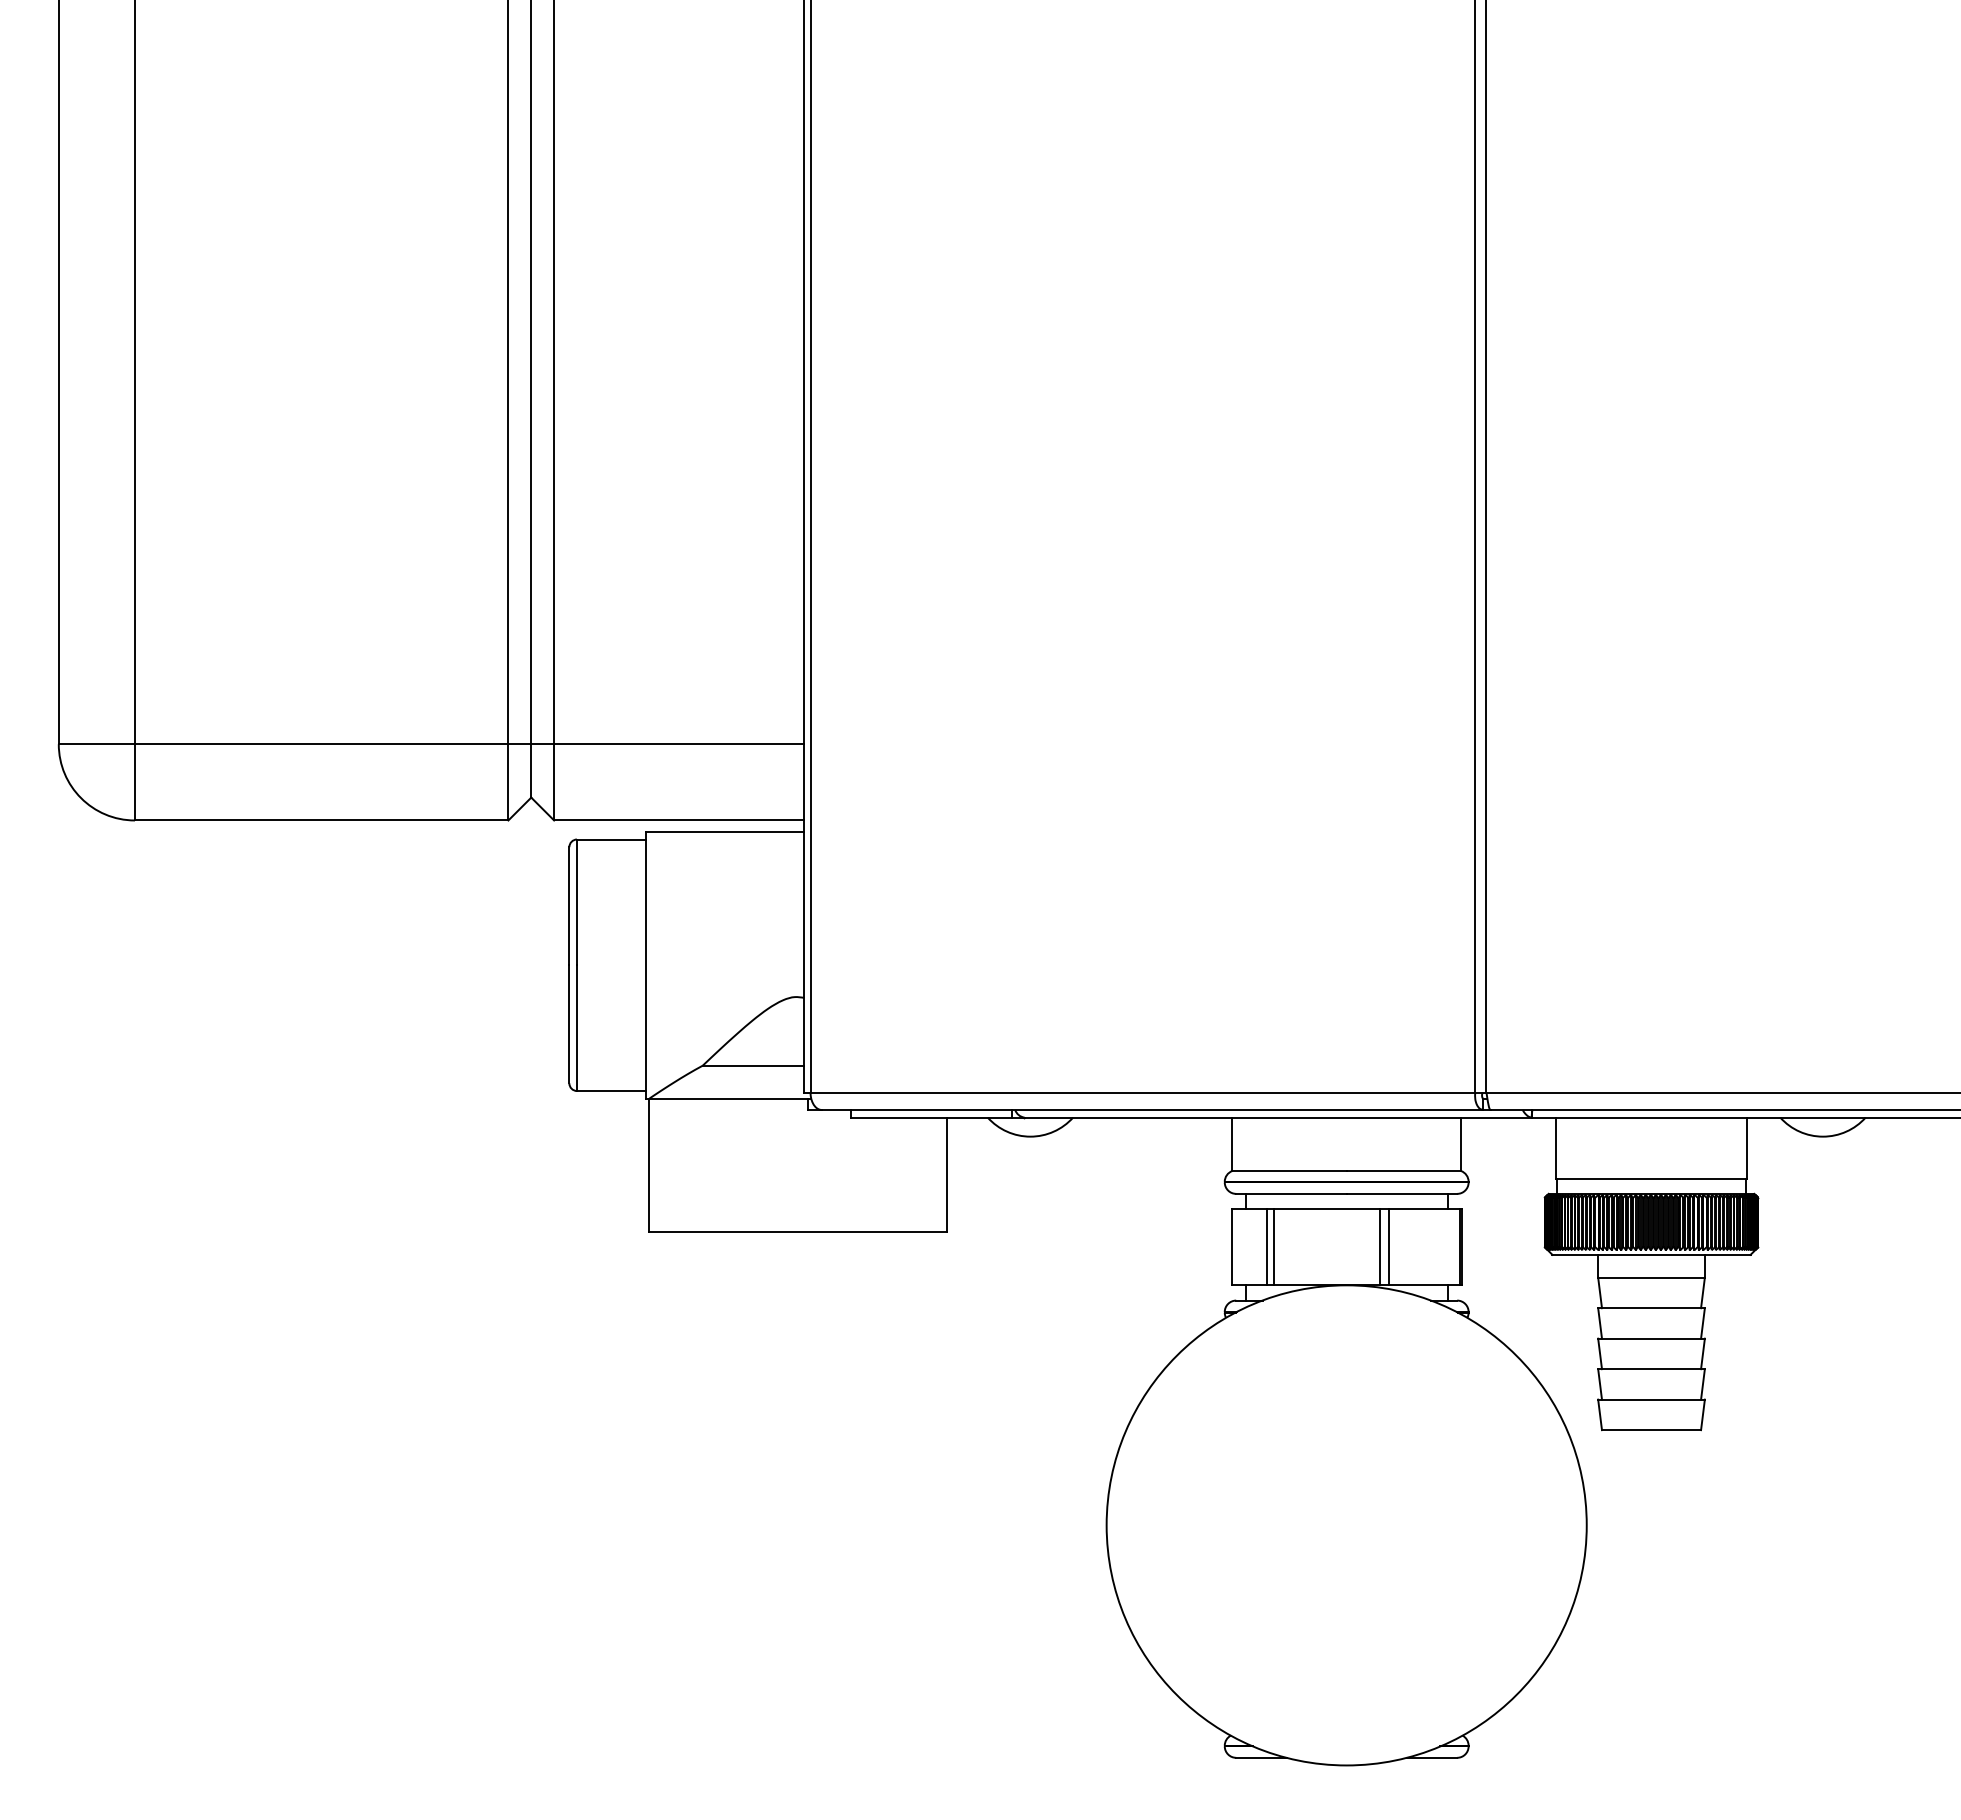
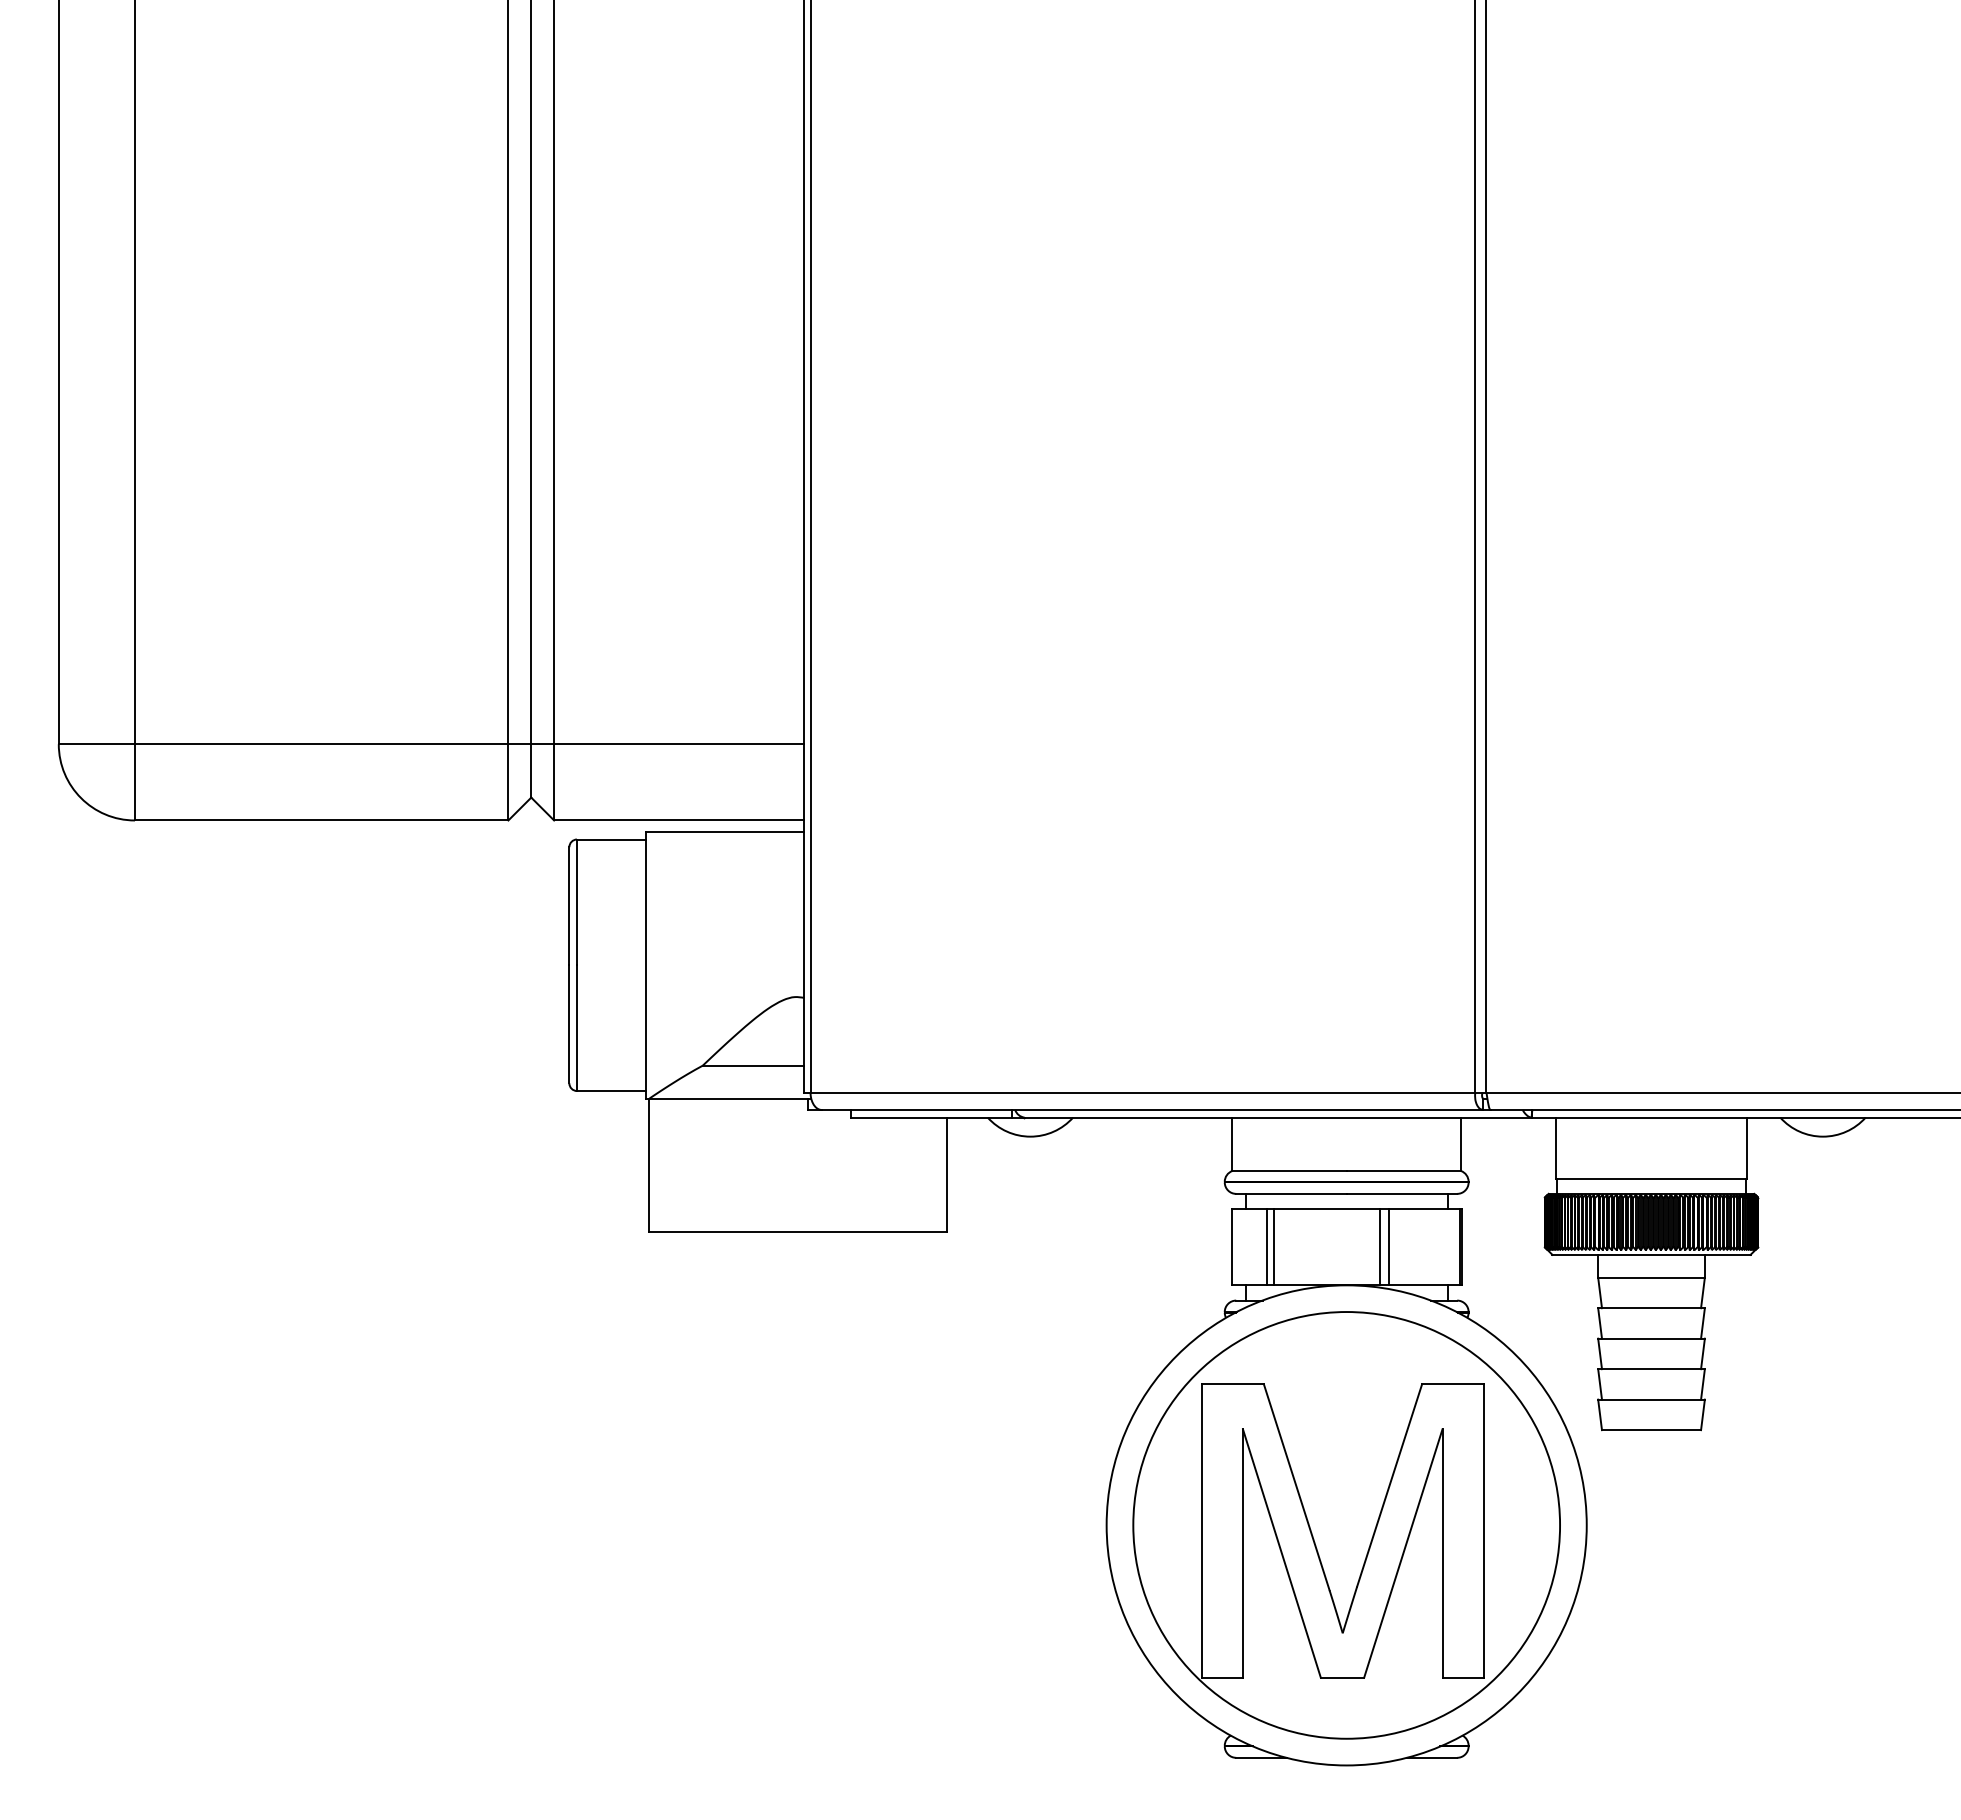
part: none -> present (1346, 1525)
